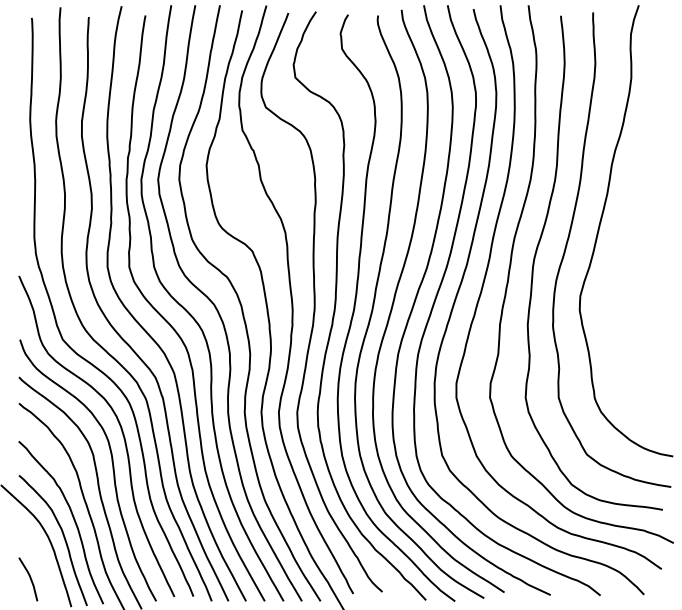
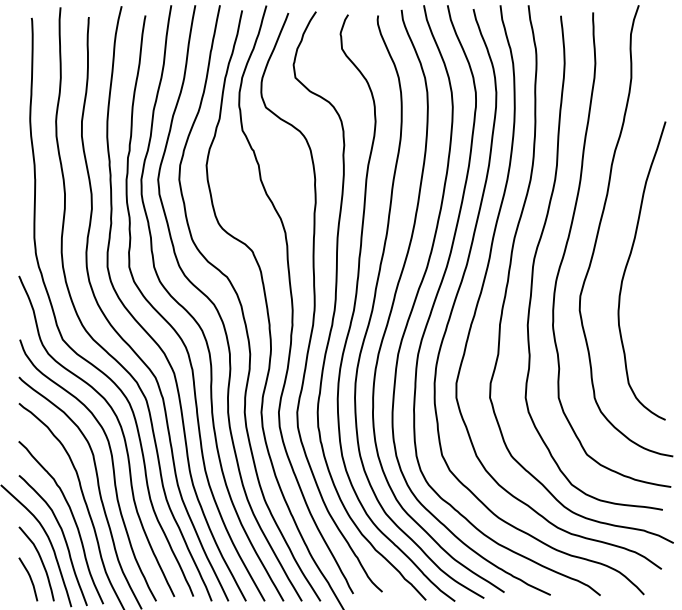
curve: none -> present (627, 266)
curve: none -> present (40, 560)
